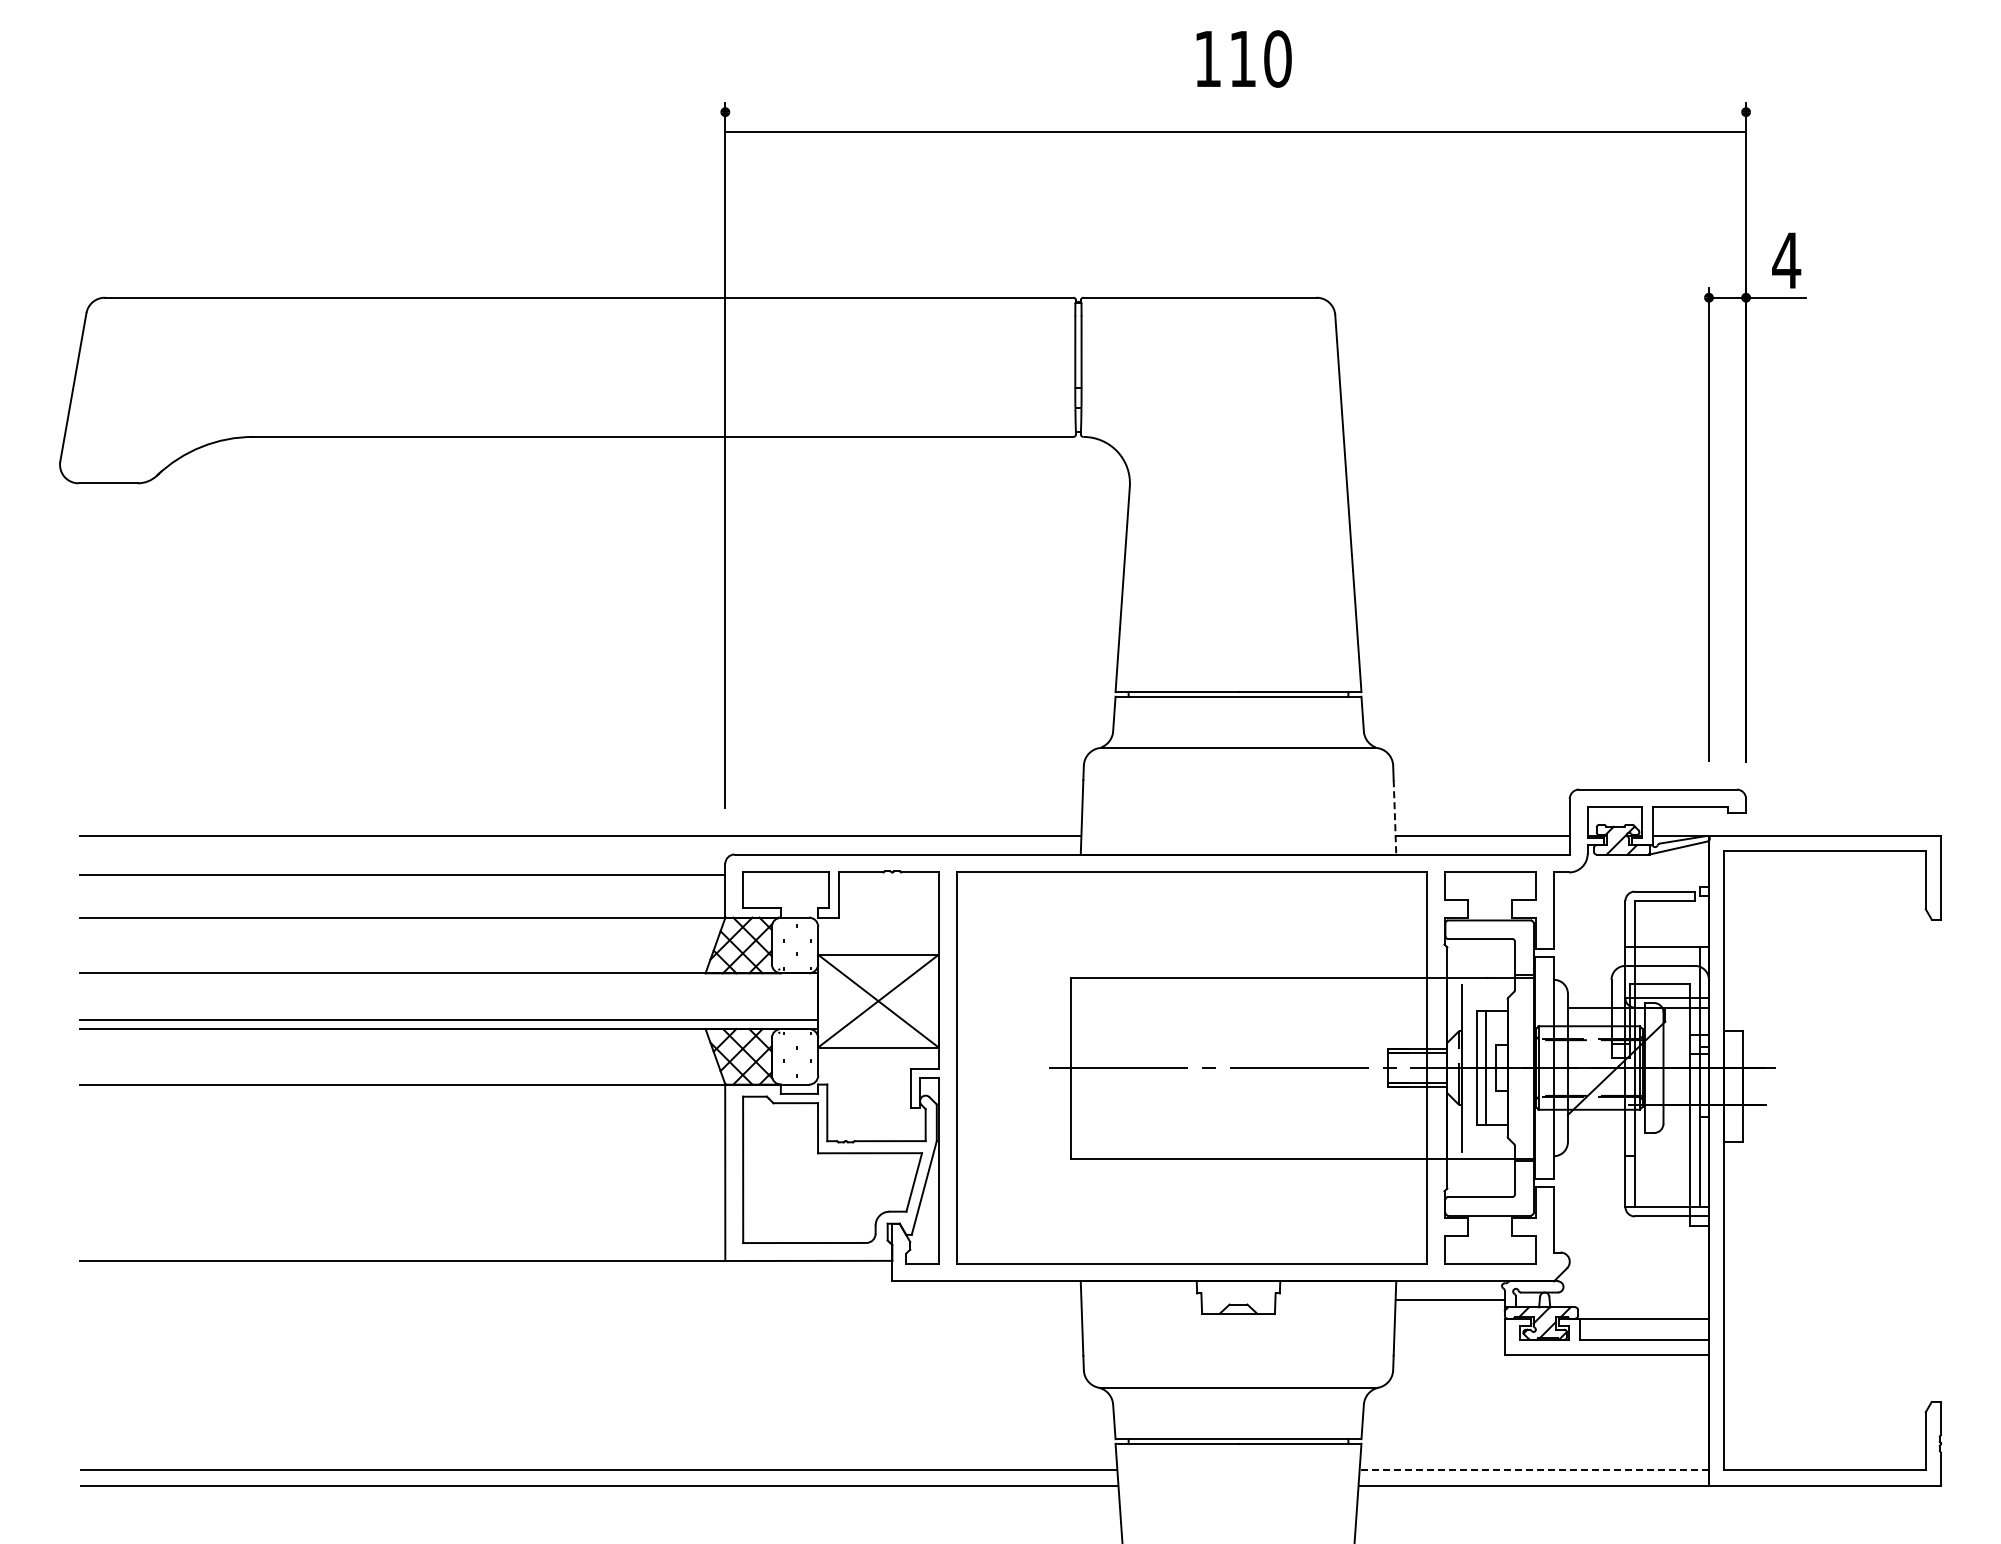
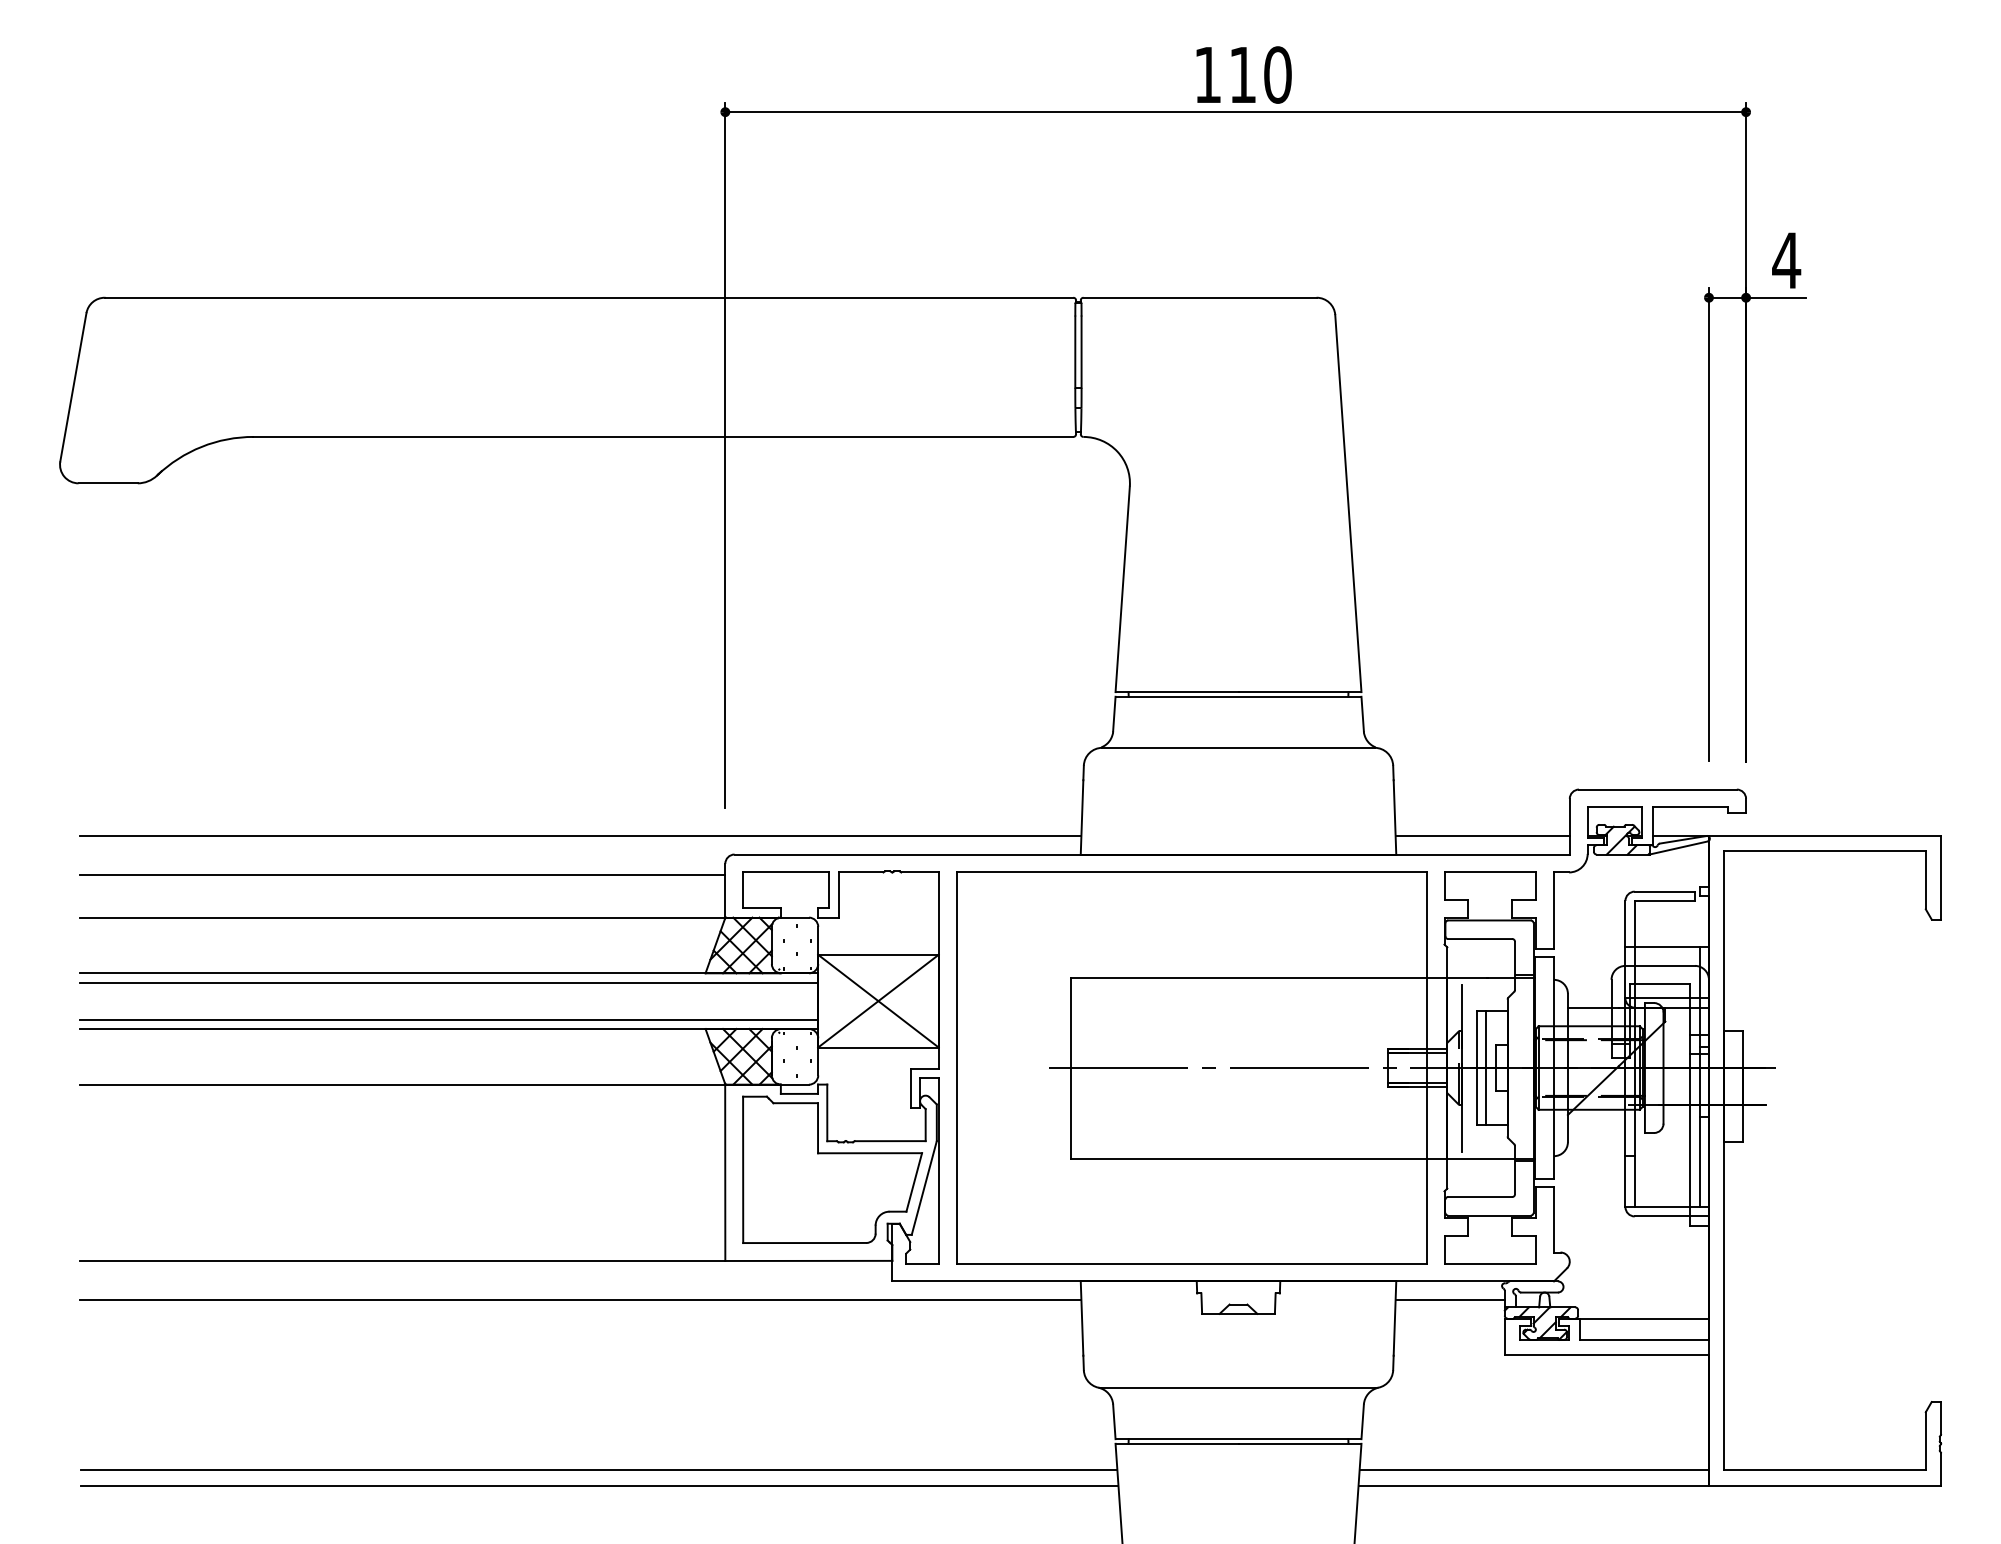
text position: (1243, 58) -> (1243, 74) (1243, 74)
line position: (1235, 132) -> (1235, 112) (1235, 112)
line: dashed -> solid (1394, 817)
line: none -> present (449, 982)
line: none -> present (580, 1299)
line: dashed -> solid (1534, 1470)
